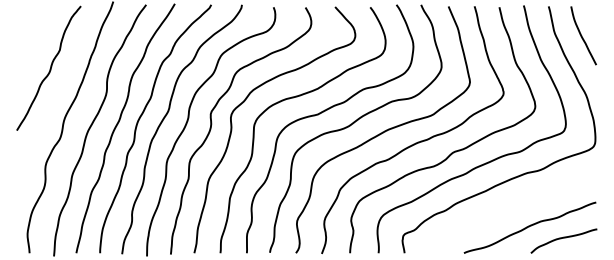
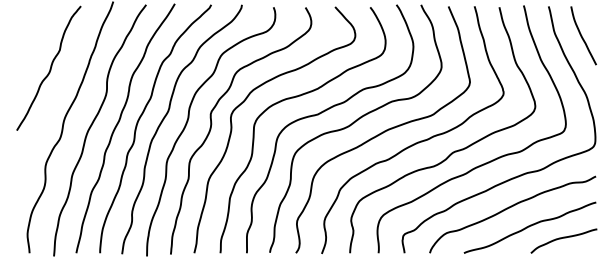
curve: none -> present (509, 208)
